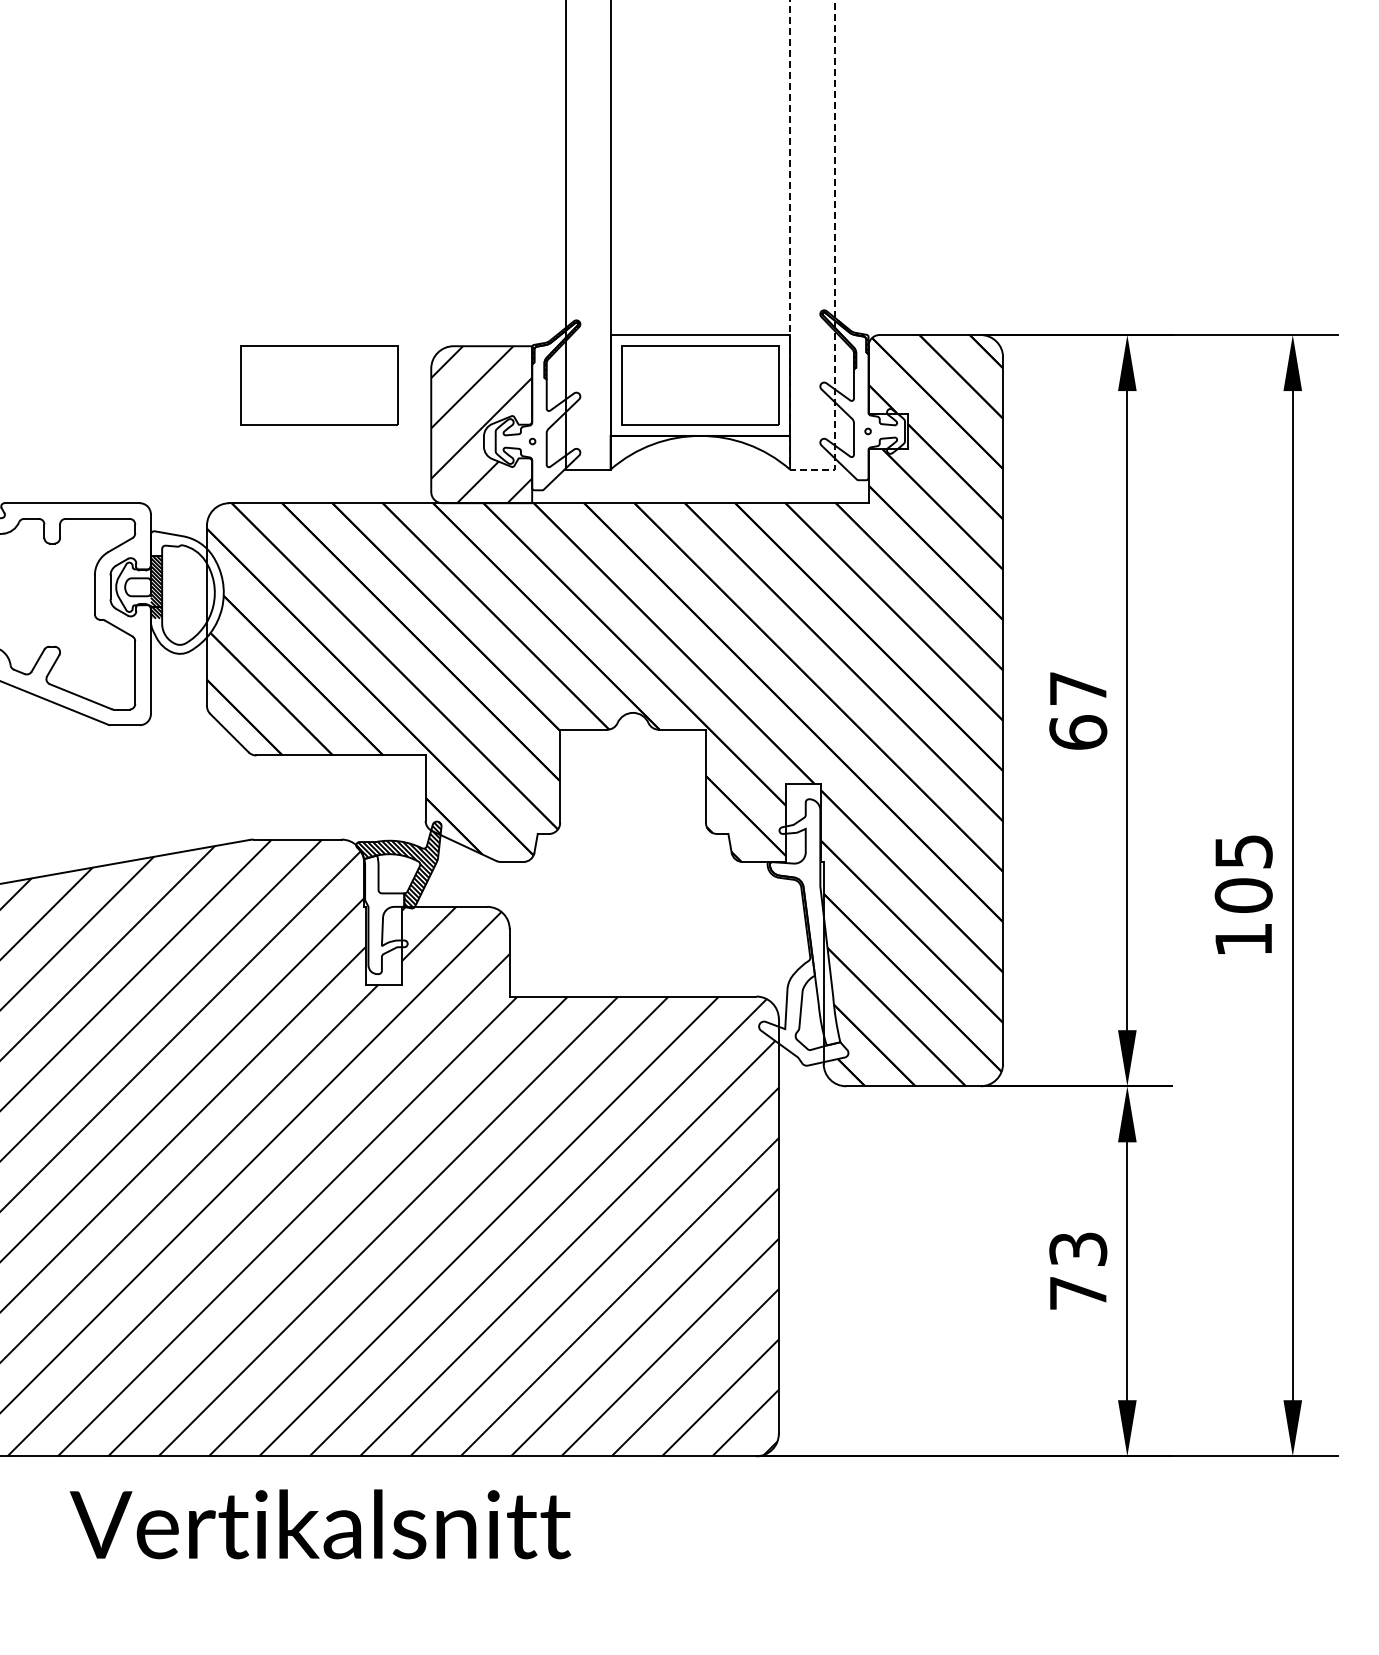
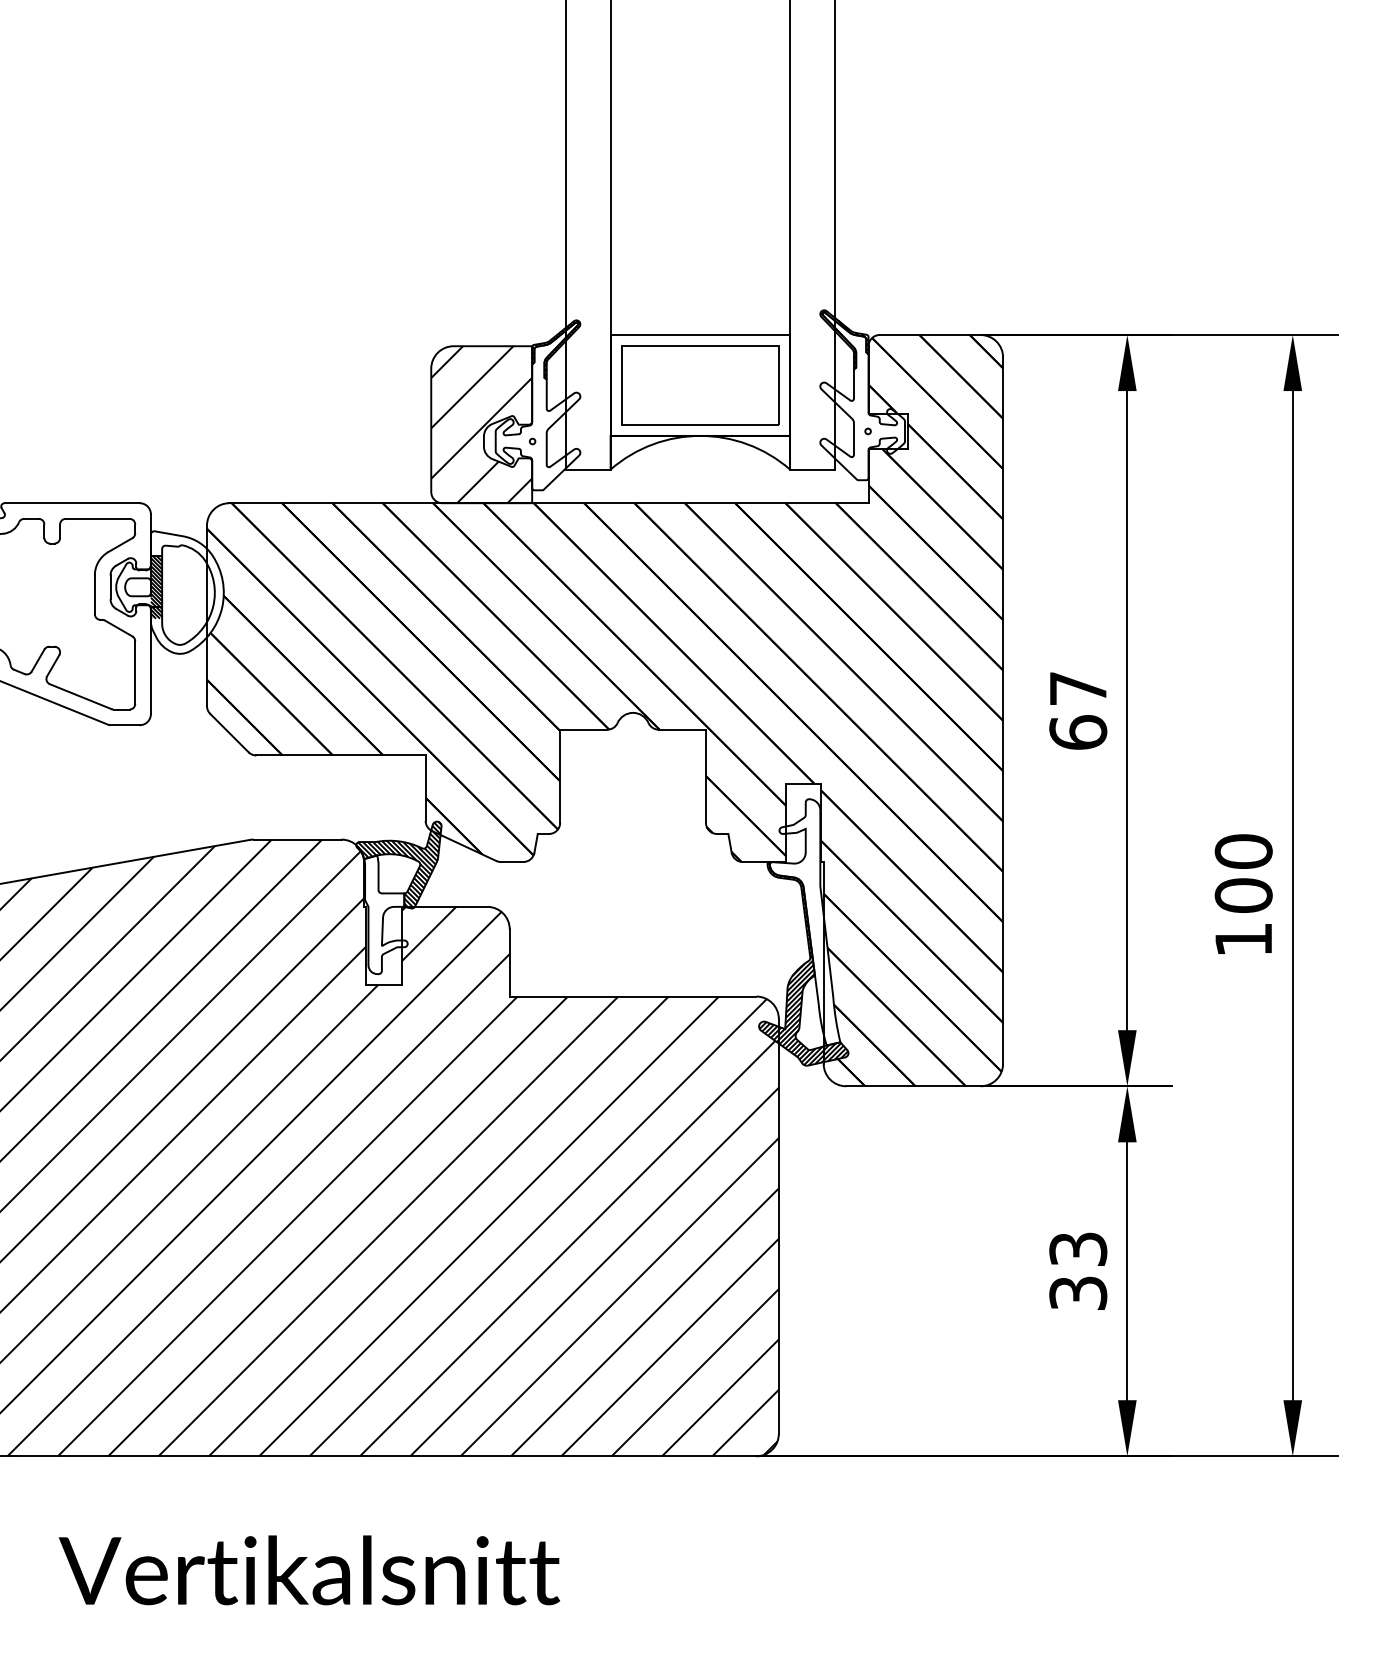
part: present -> none (319, 385)
line: dashed -> solid (811, 469)
text: 105 -> 100 (1243, 851)
hatch: none -> present (803, 963)
text: 73 -> 33 (1078, 1292)
text position: (319, 1524) -> (308, 1570) (308, 1570)
